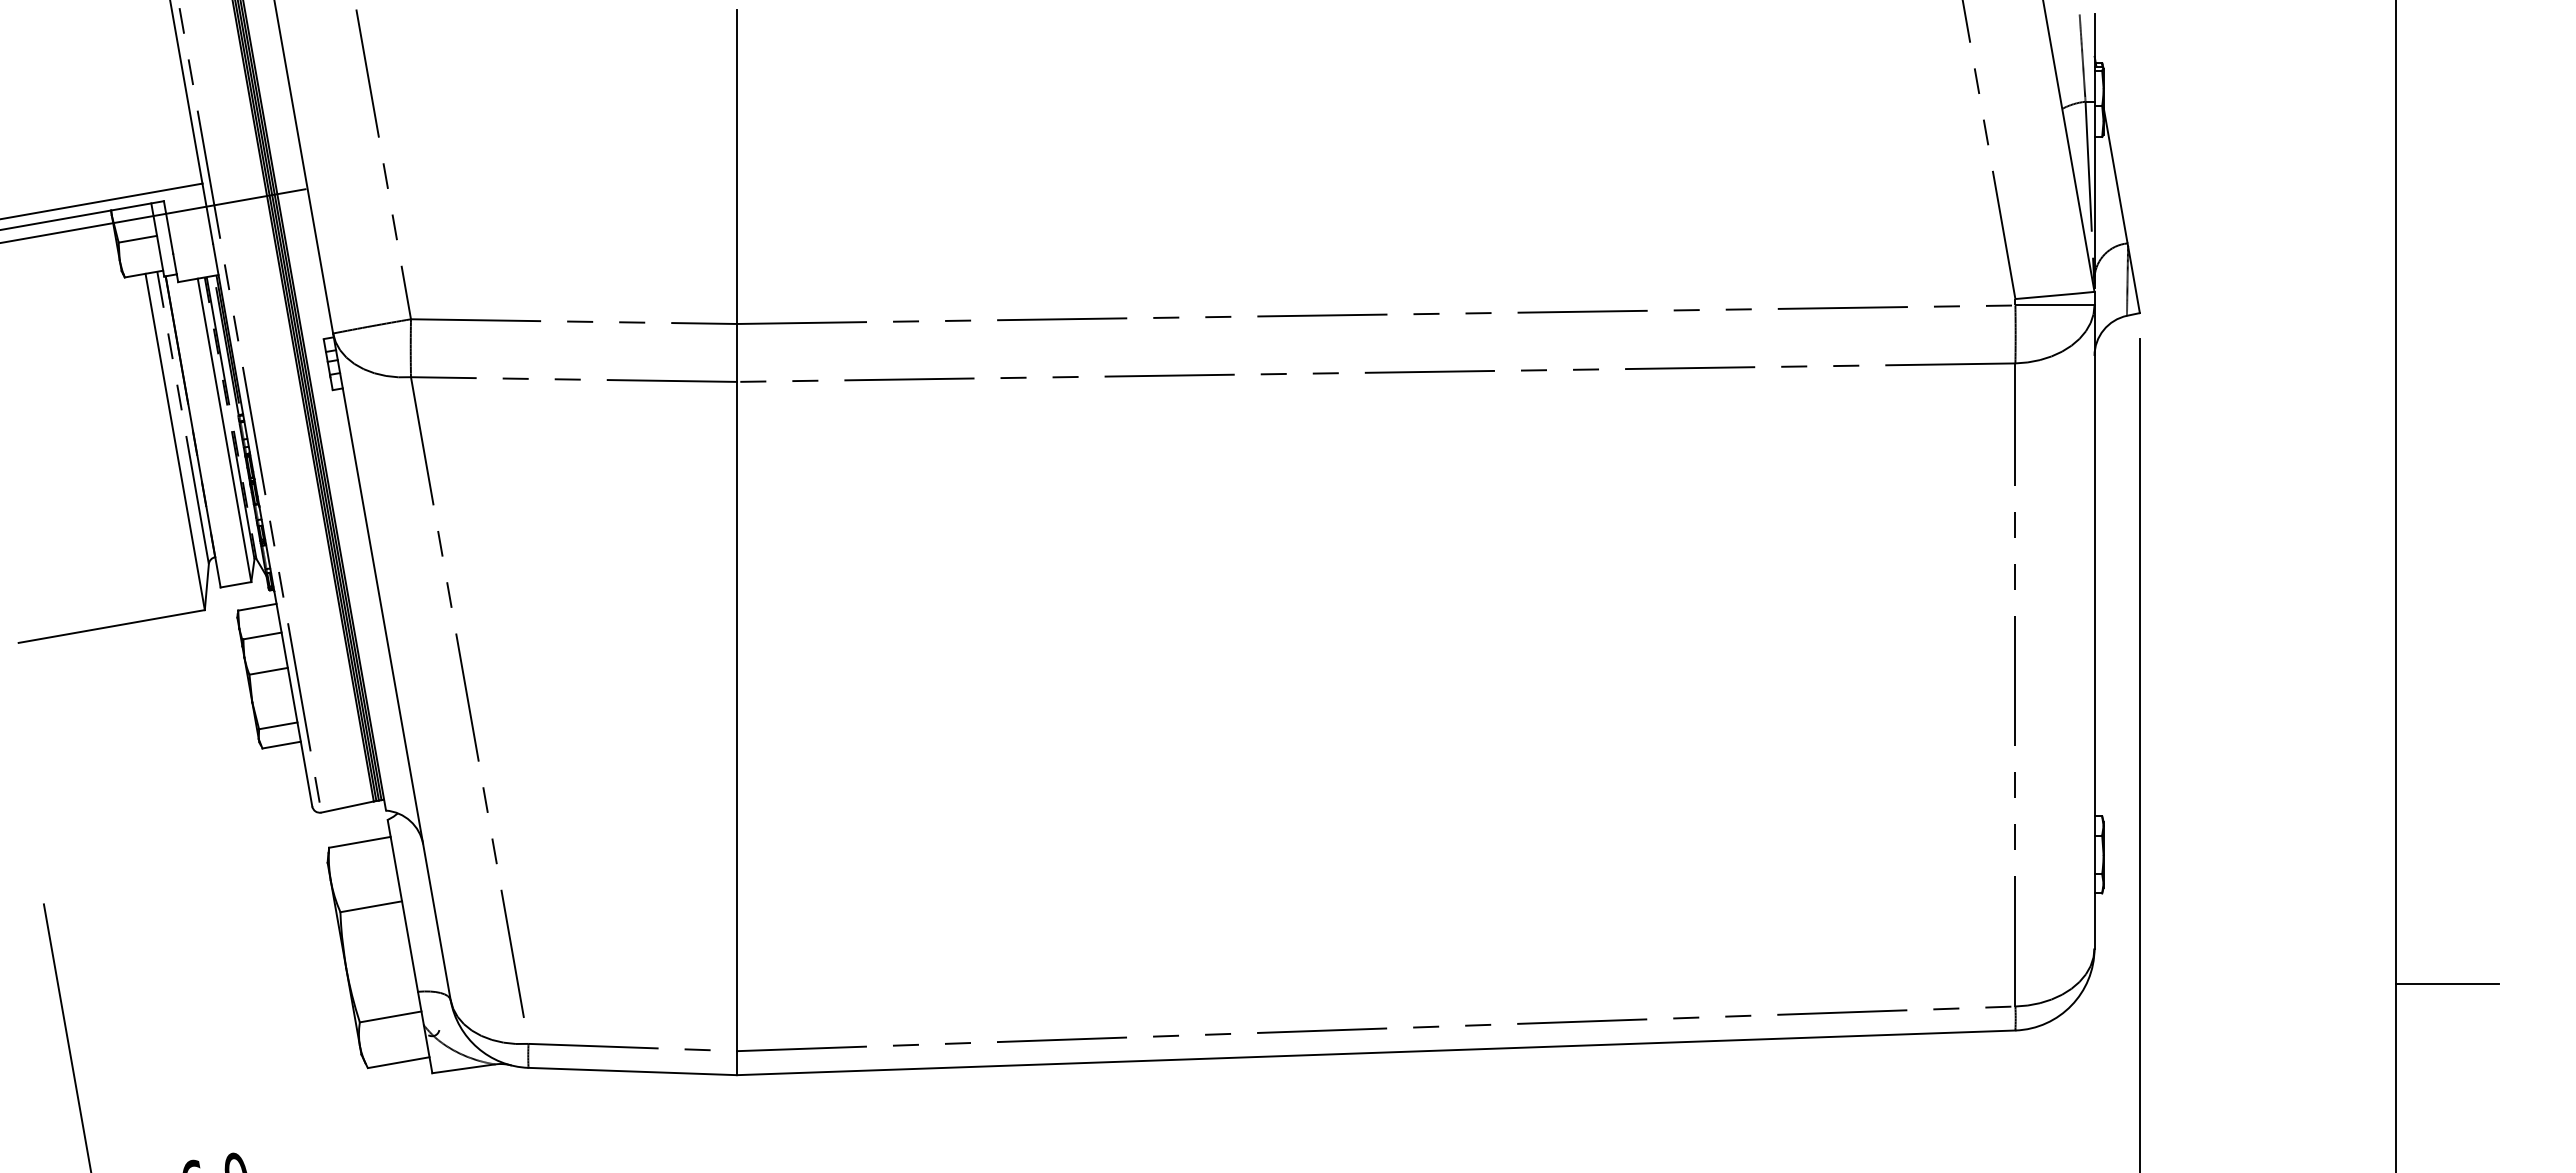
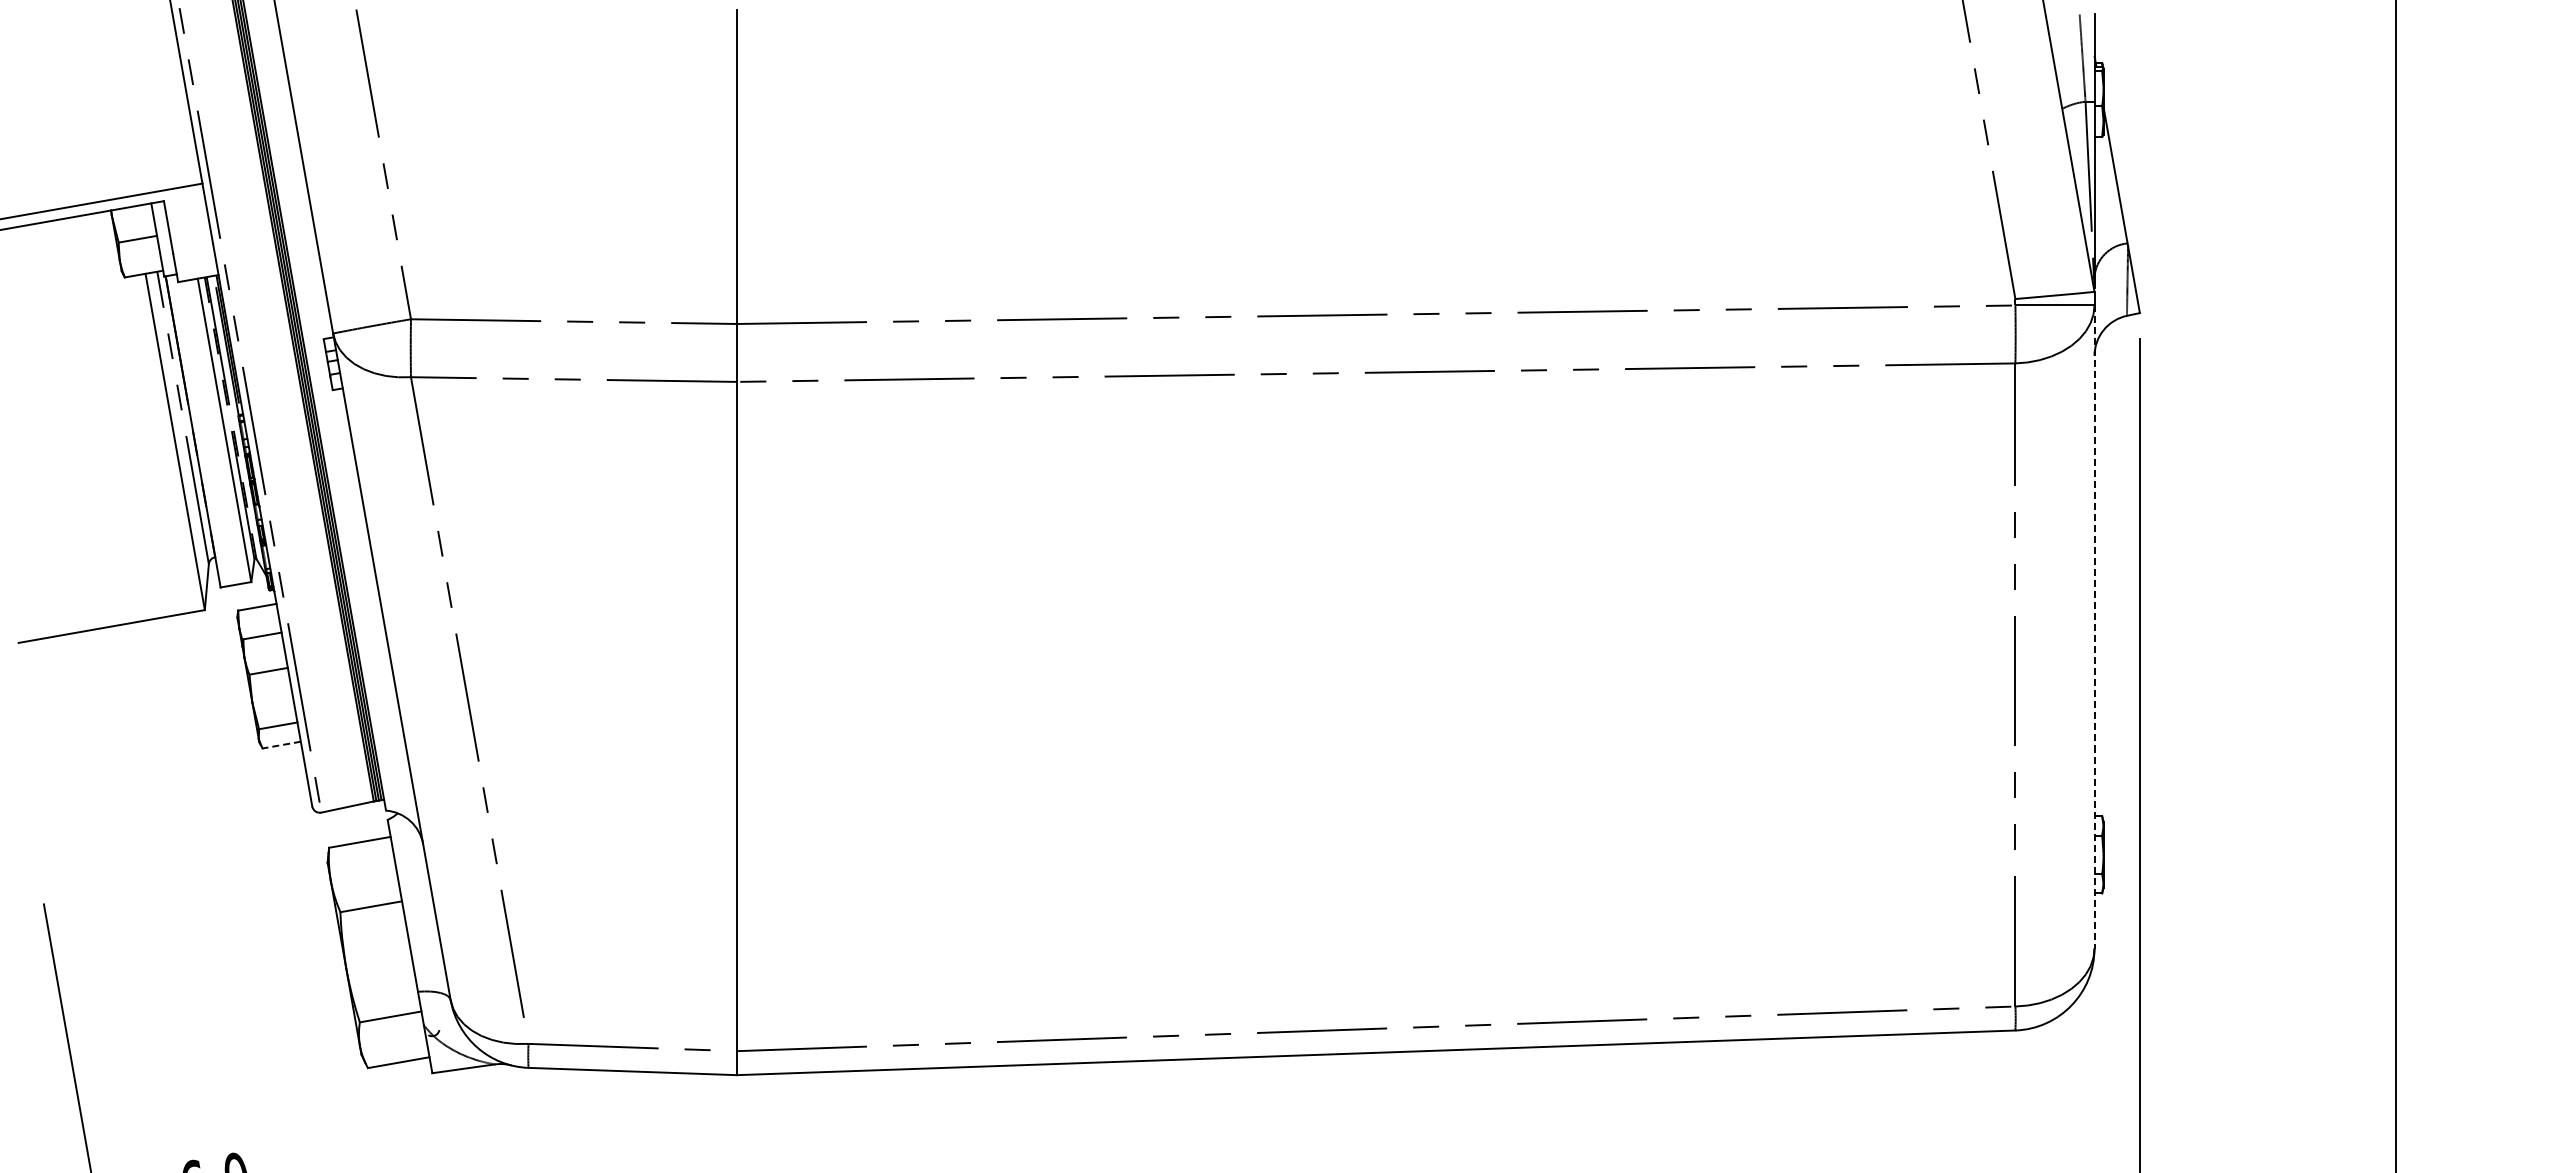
line: present -> none (153, 215)
line: solid -> dashed (2094, 627)
line: solid -> dashed (281, 745)
line: present -> none (2447, 984)
